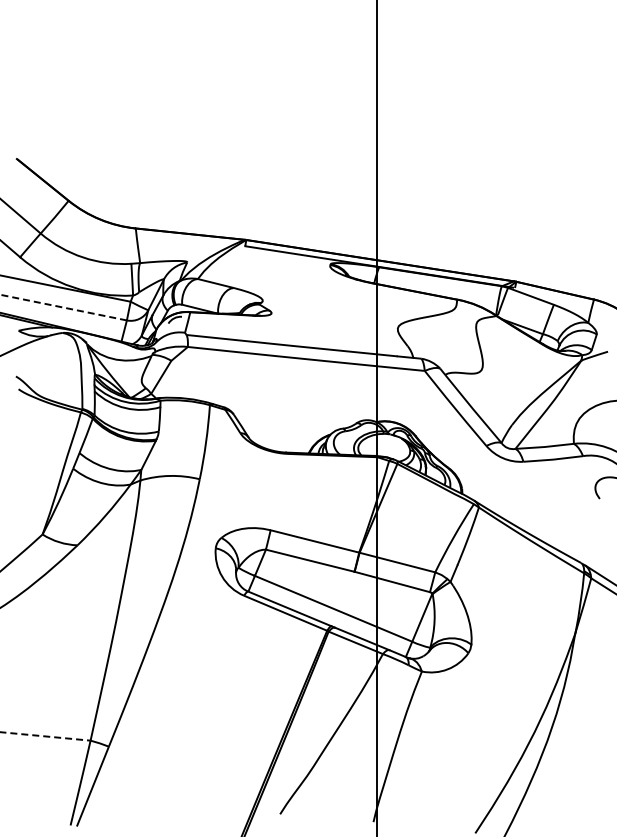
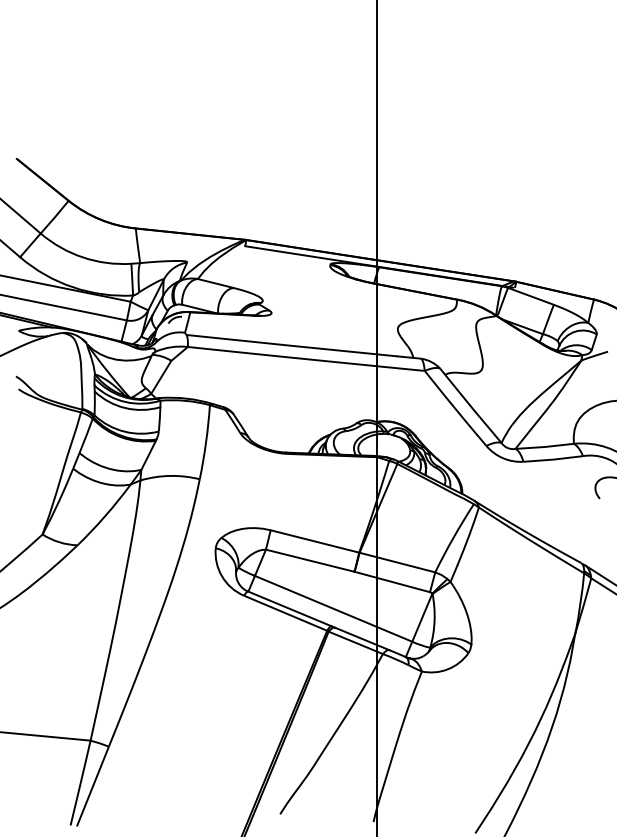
line: dashed -> solid (63, 307)
line: dashed -> solid (45, 736)
